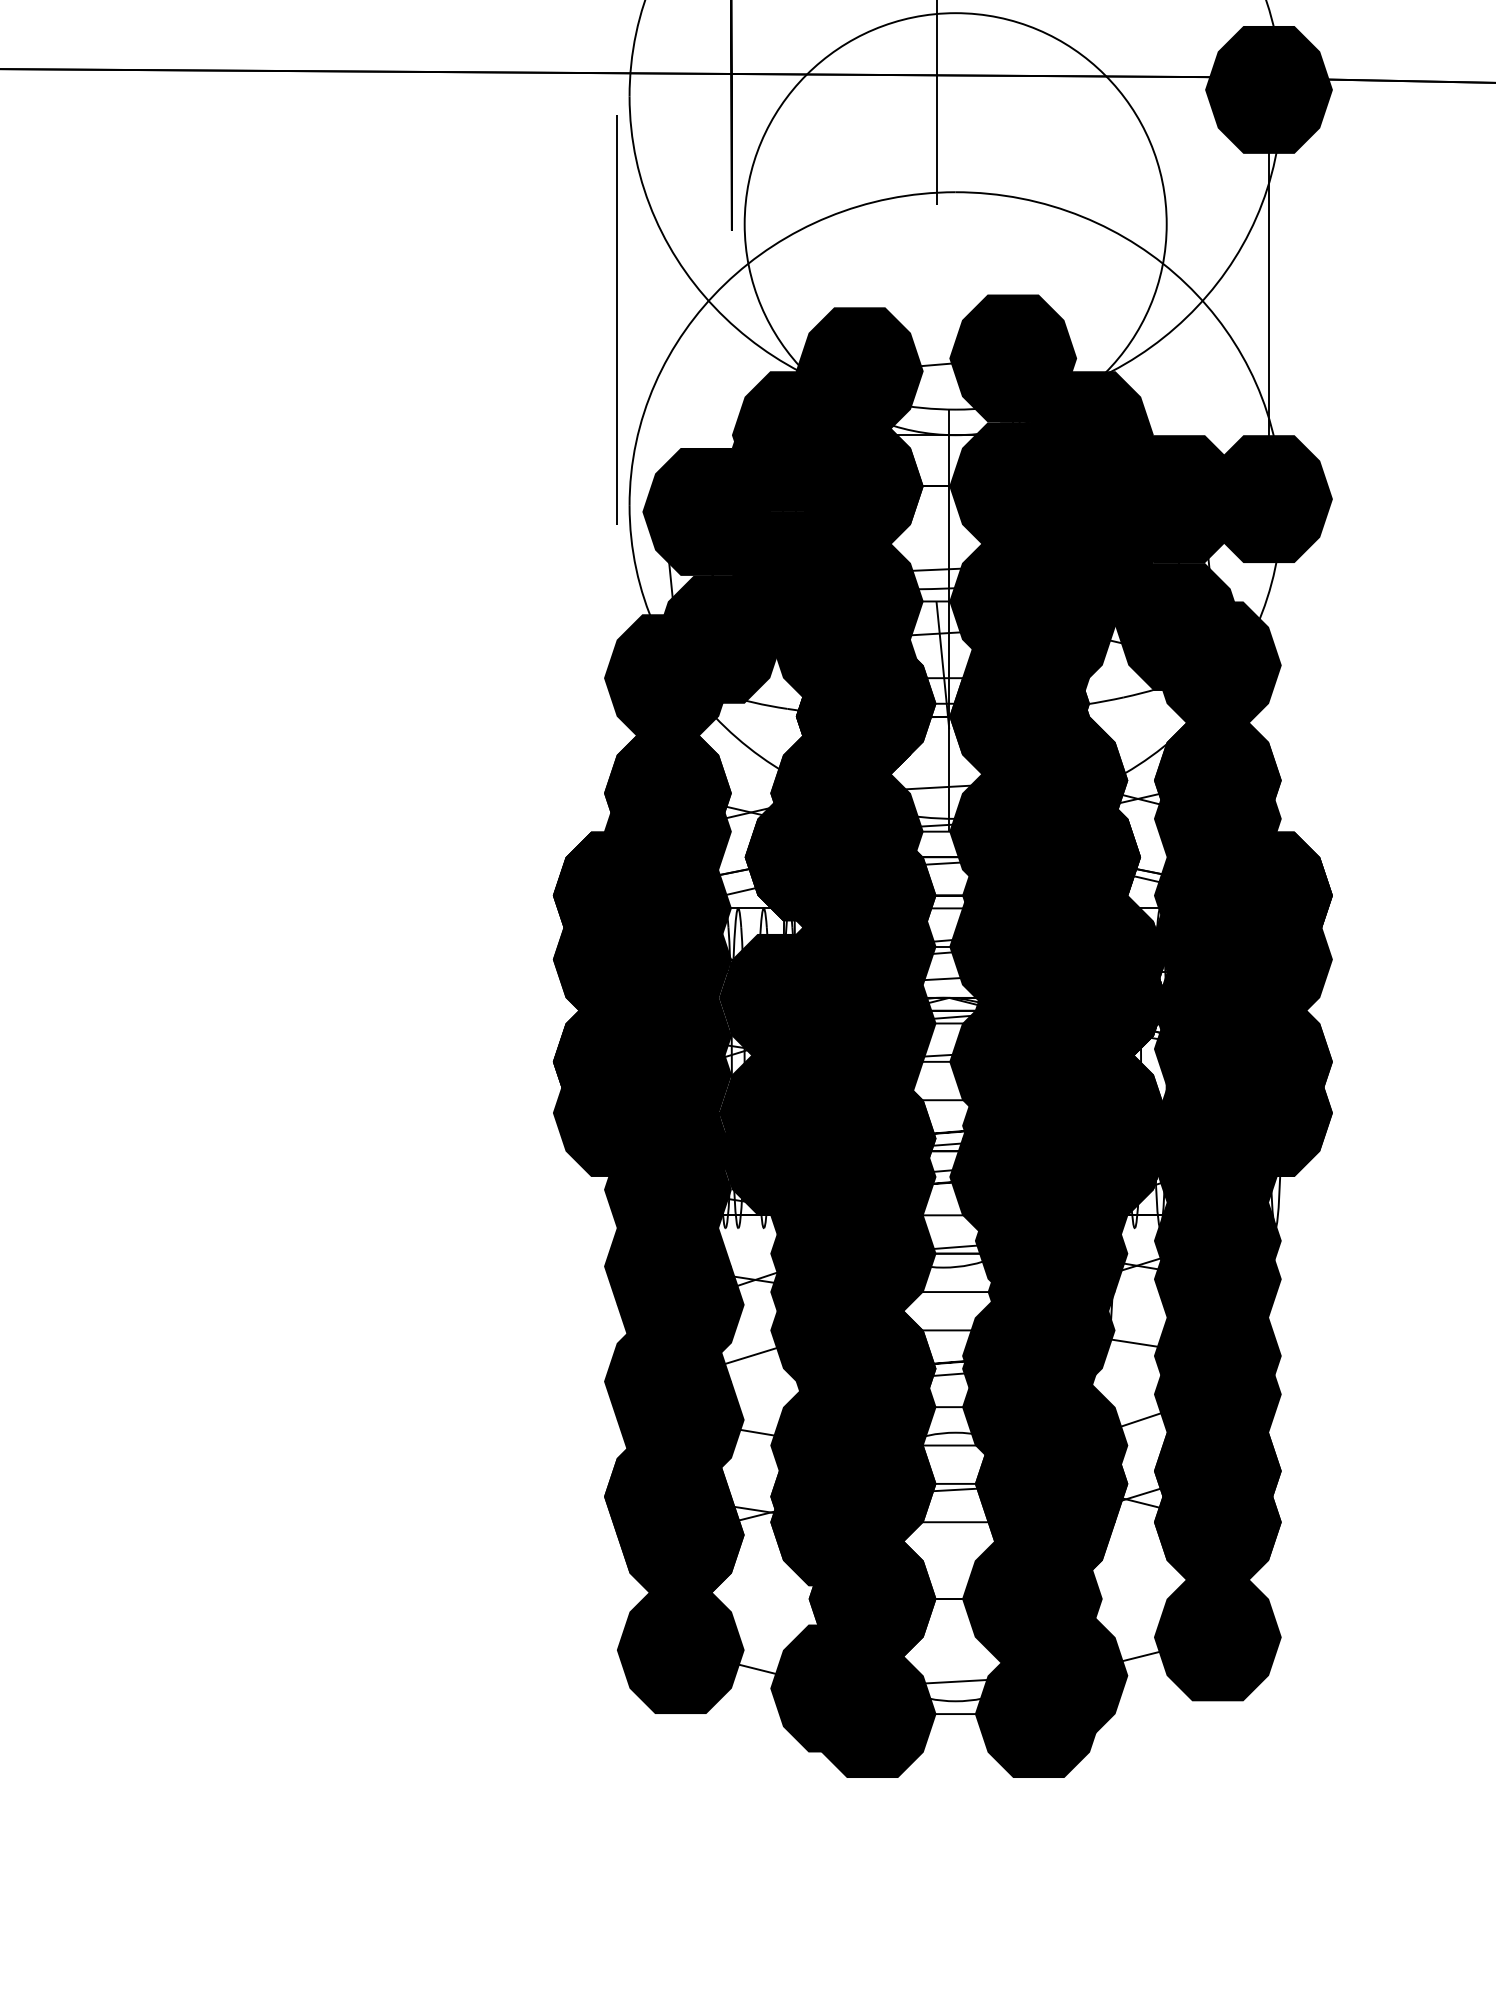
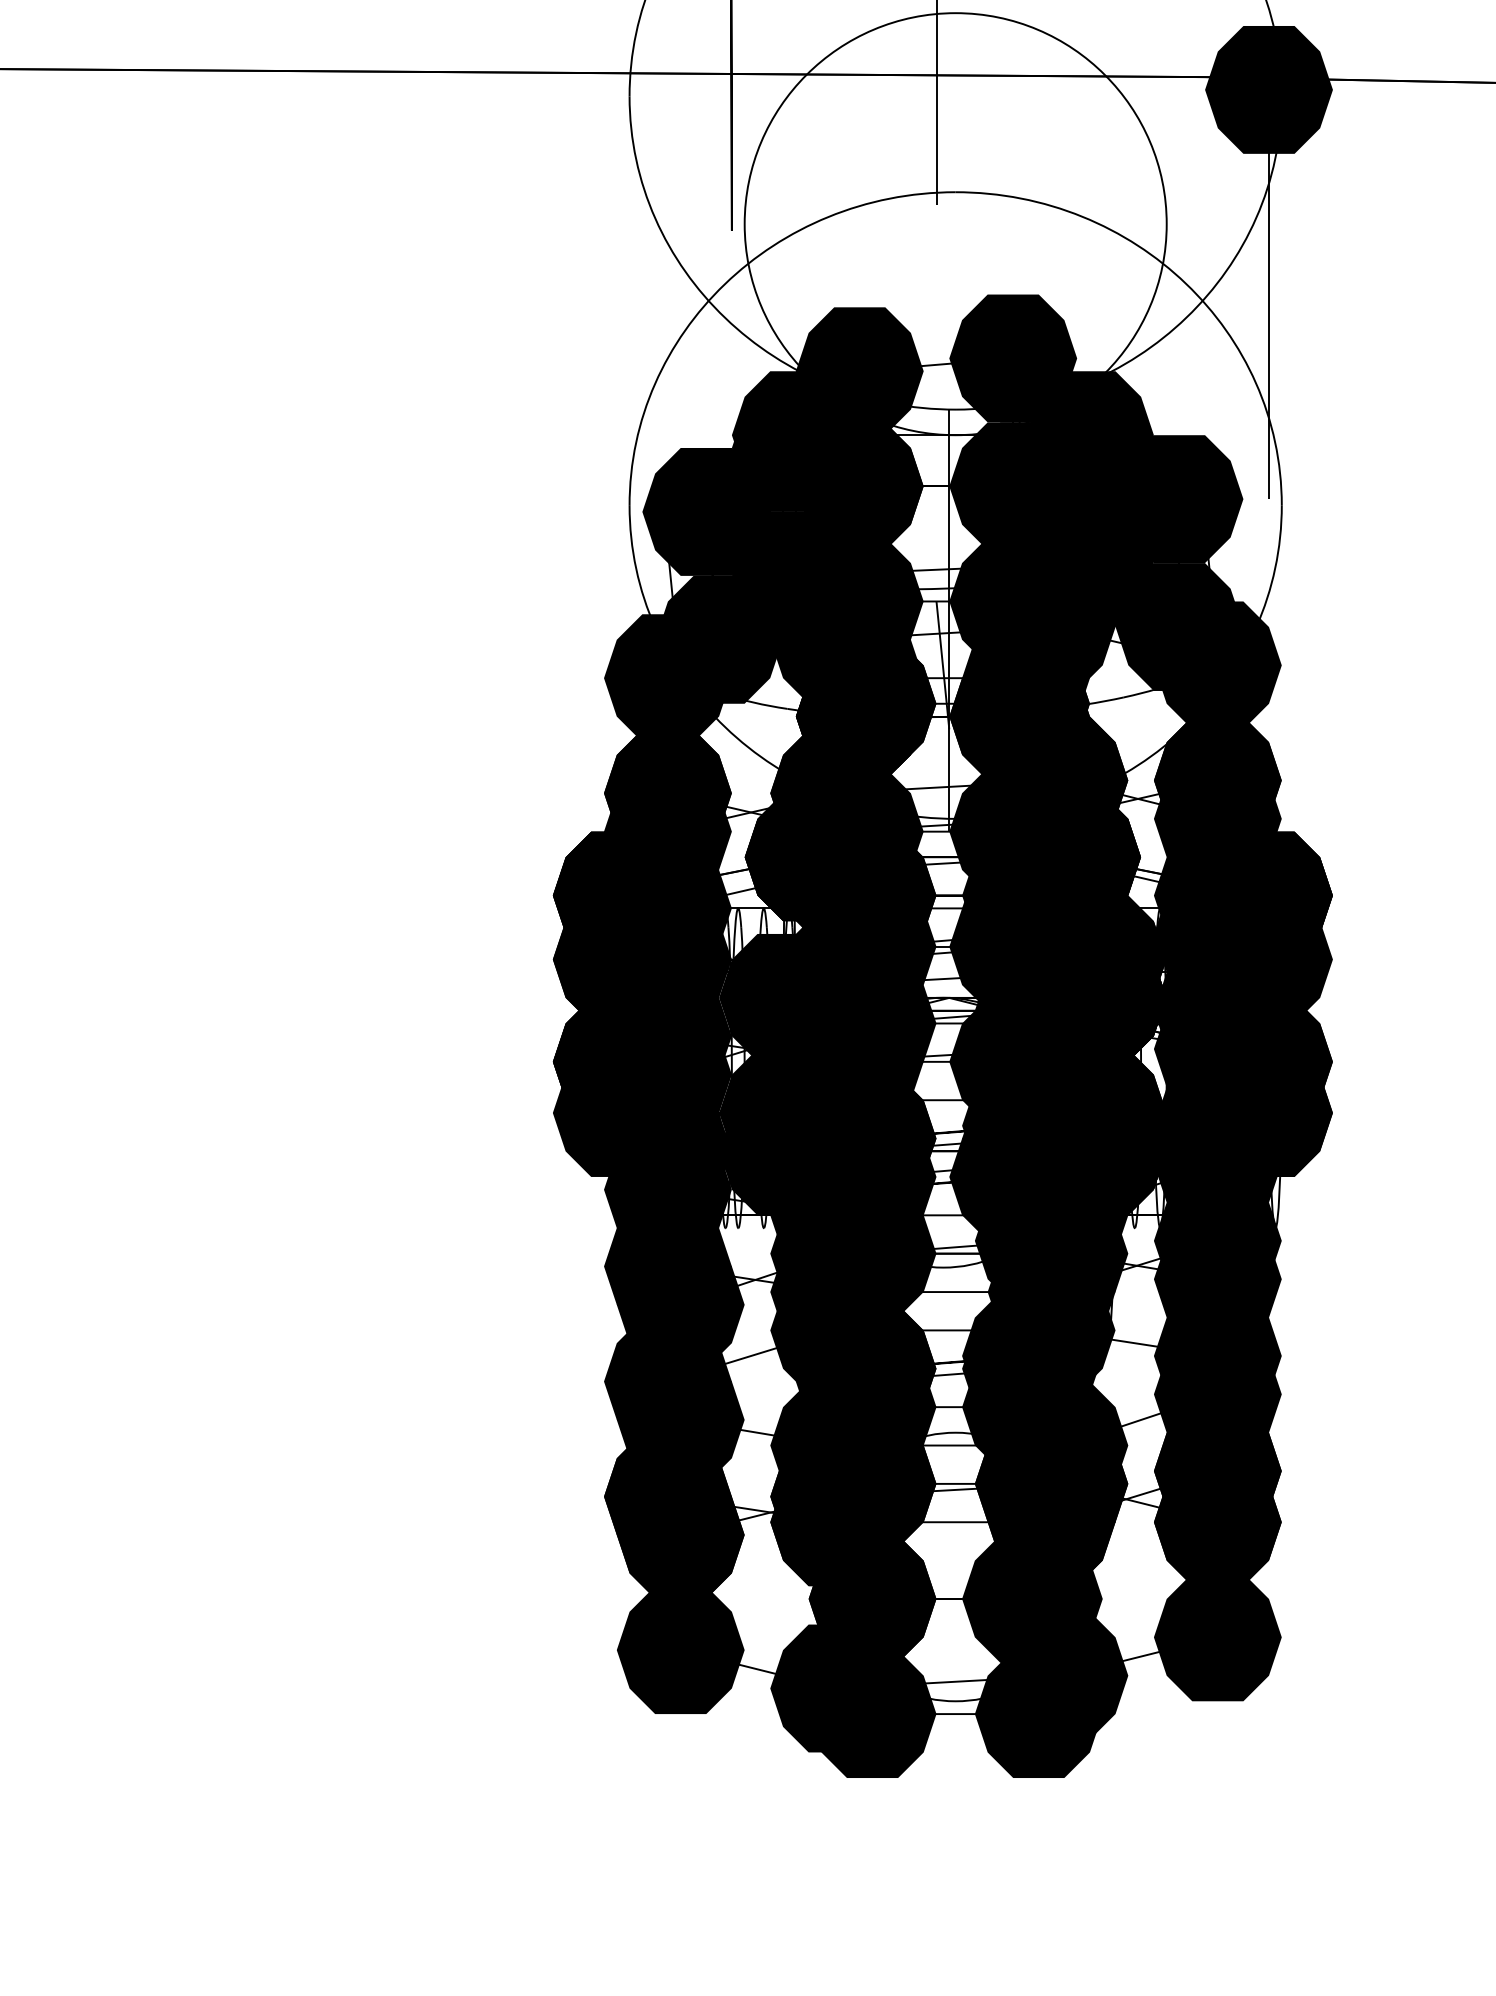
line: present -> none (616, 319)
fill: present -> none (1268, 499)
